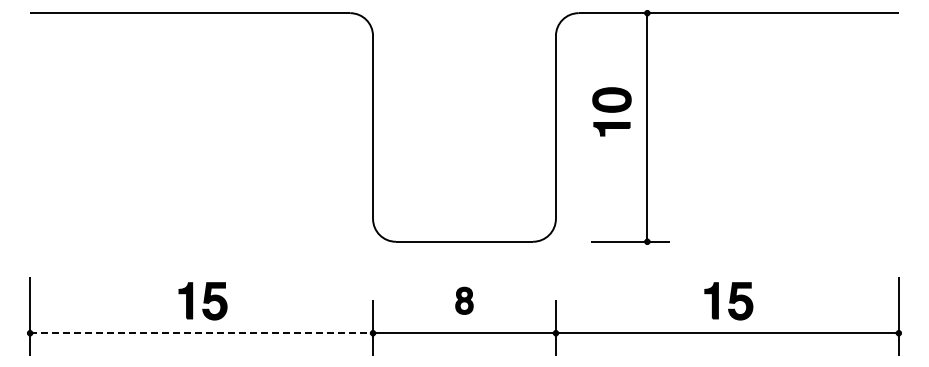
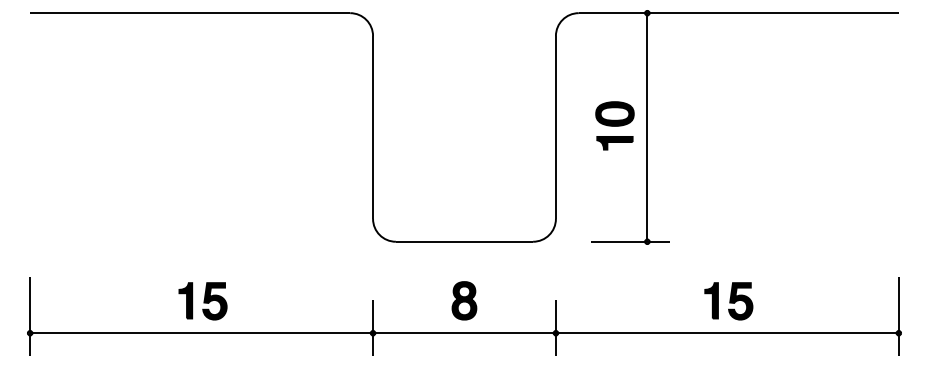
part position: (611, 111) -> (614, 125) (614, 125)
part size: 19x29 px -> 27x40 px (464, 300)
line: dashed -> solid (202, 333)
